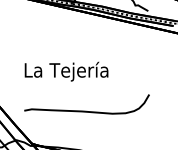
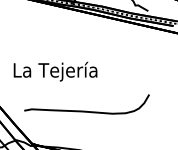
text position: (66, 71) -> (55, 71) (55, 71)
